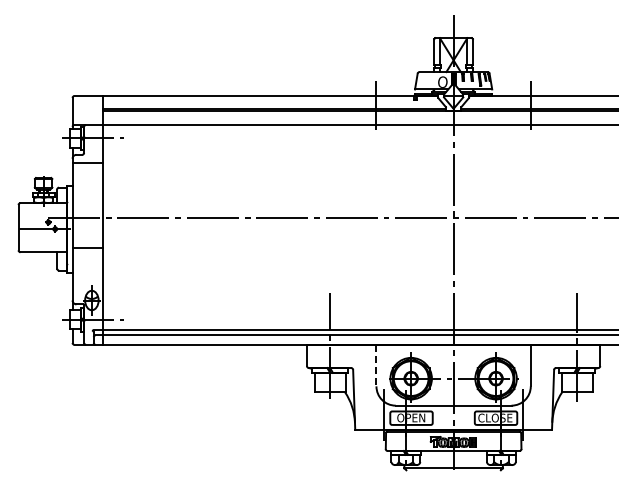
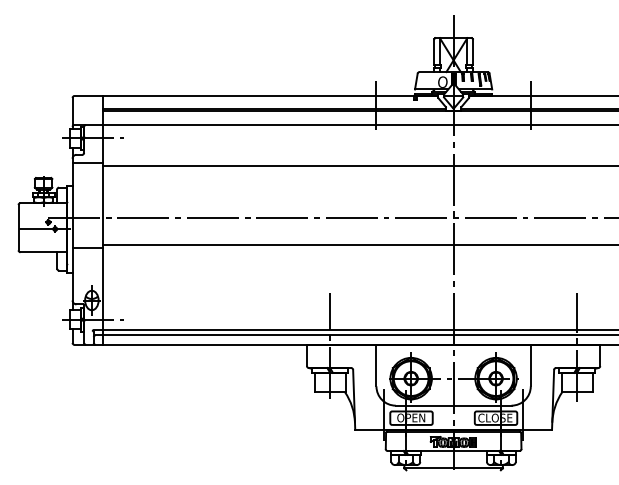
line: none -> present (359, 166)
line: none -> present (359, 244)
line: dashed -> solid (376, 365)
